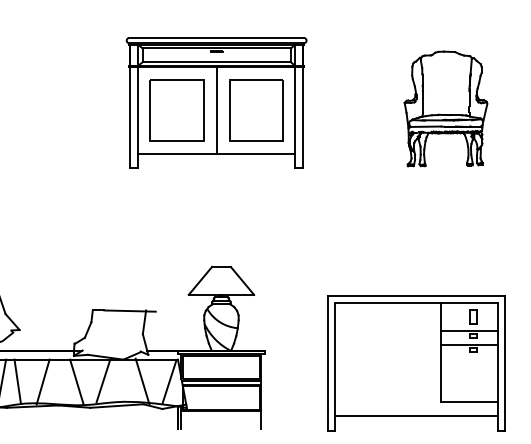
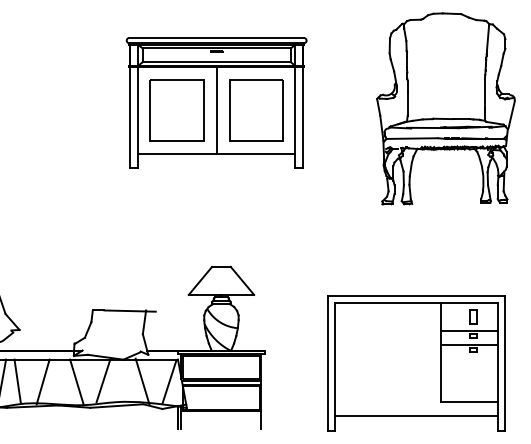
part size: 86x118 px -> 140x194 px (445, 108)
